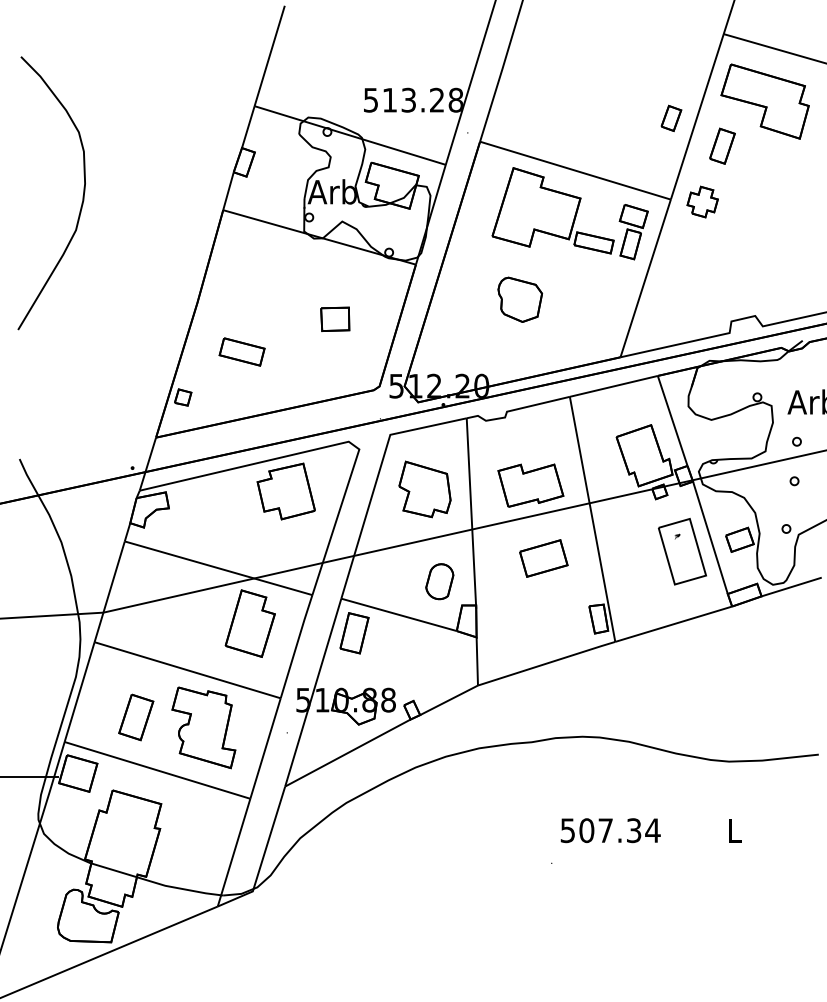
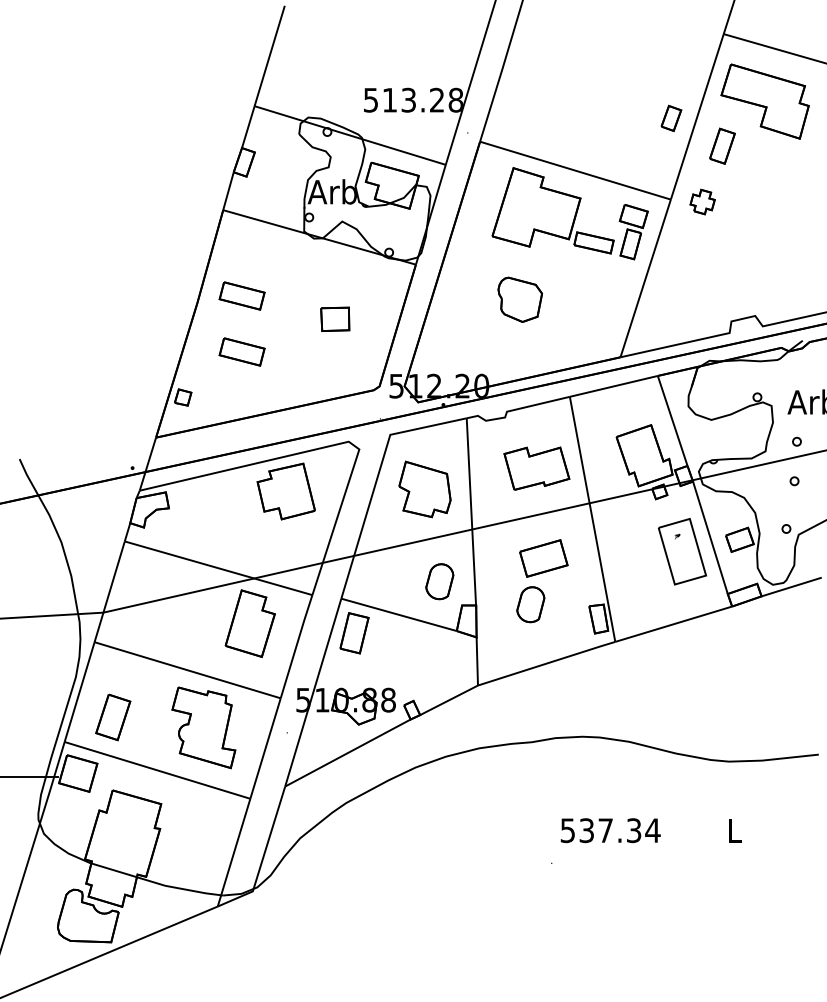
curve: present -> none (82, 196)
part size: 33x34 px -> 27x28 px (702, 201)
part: none -> present (241, 295)
part position: (530, 485) -> (536, 468) (536, 468)
part: none -> present (530, 604)
part position: (136, 717) -> (113, 717) (113, 717)
text: 507.34 -> 537.34 (586, 830)
